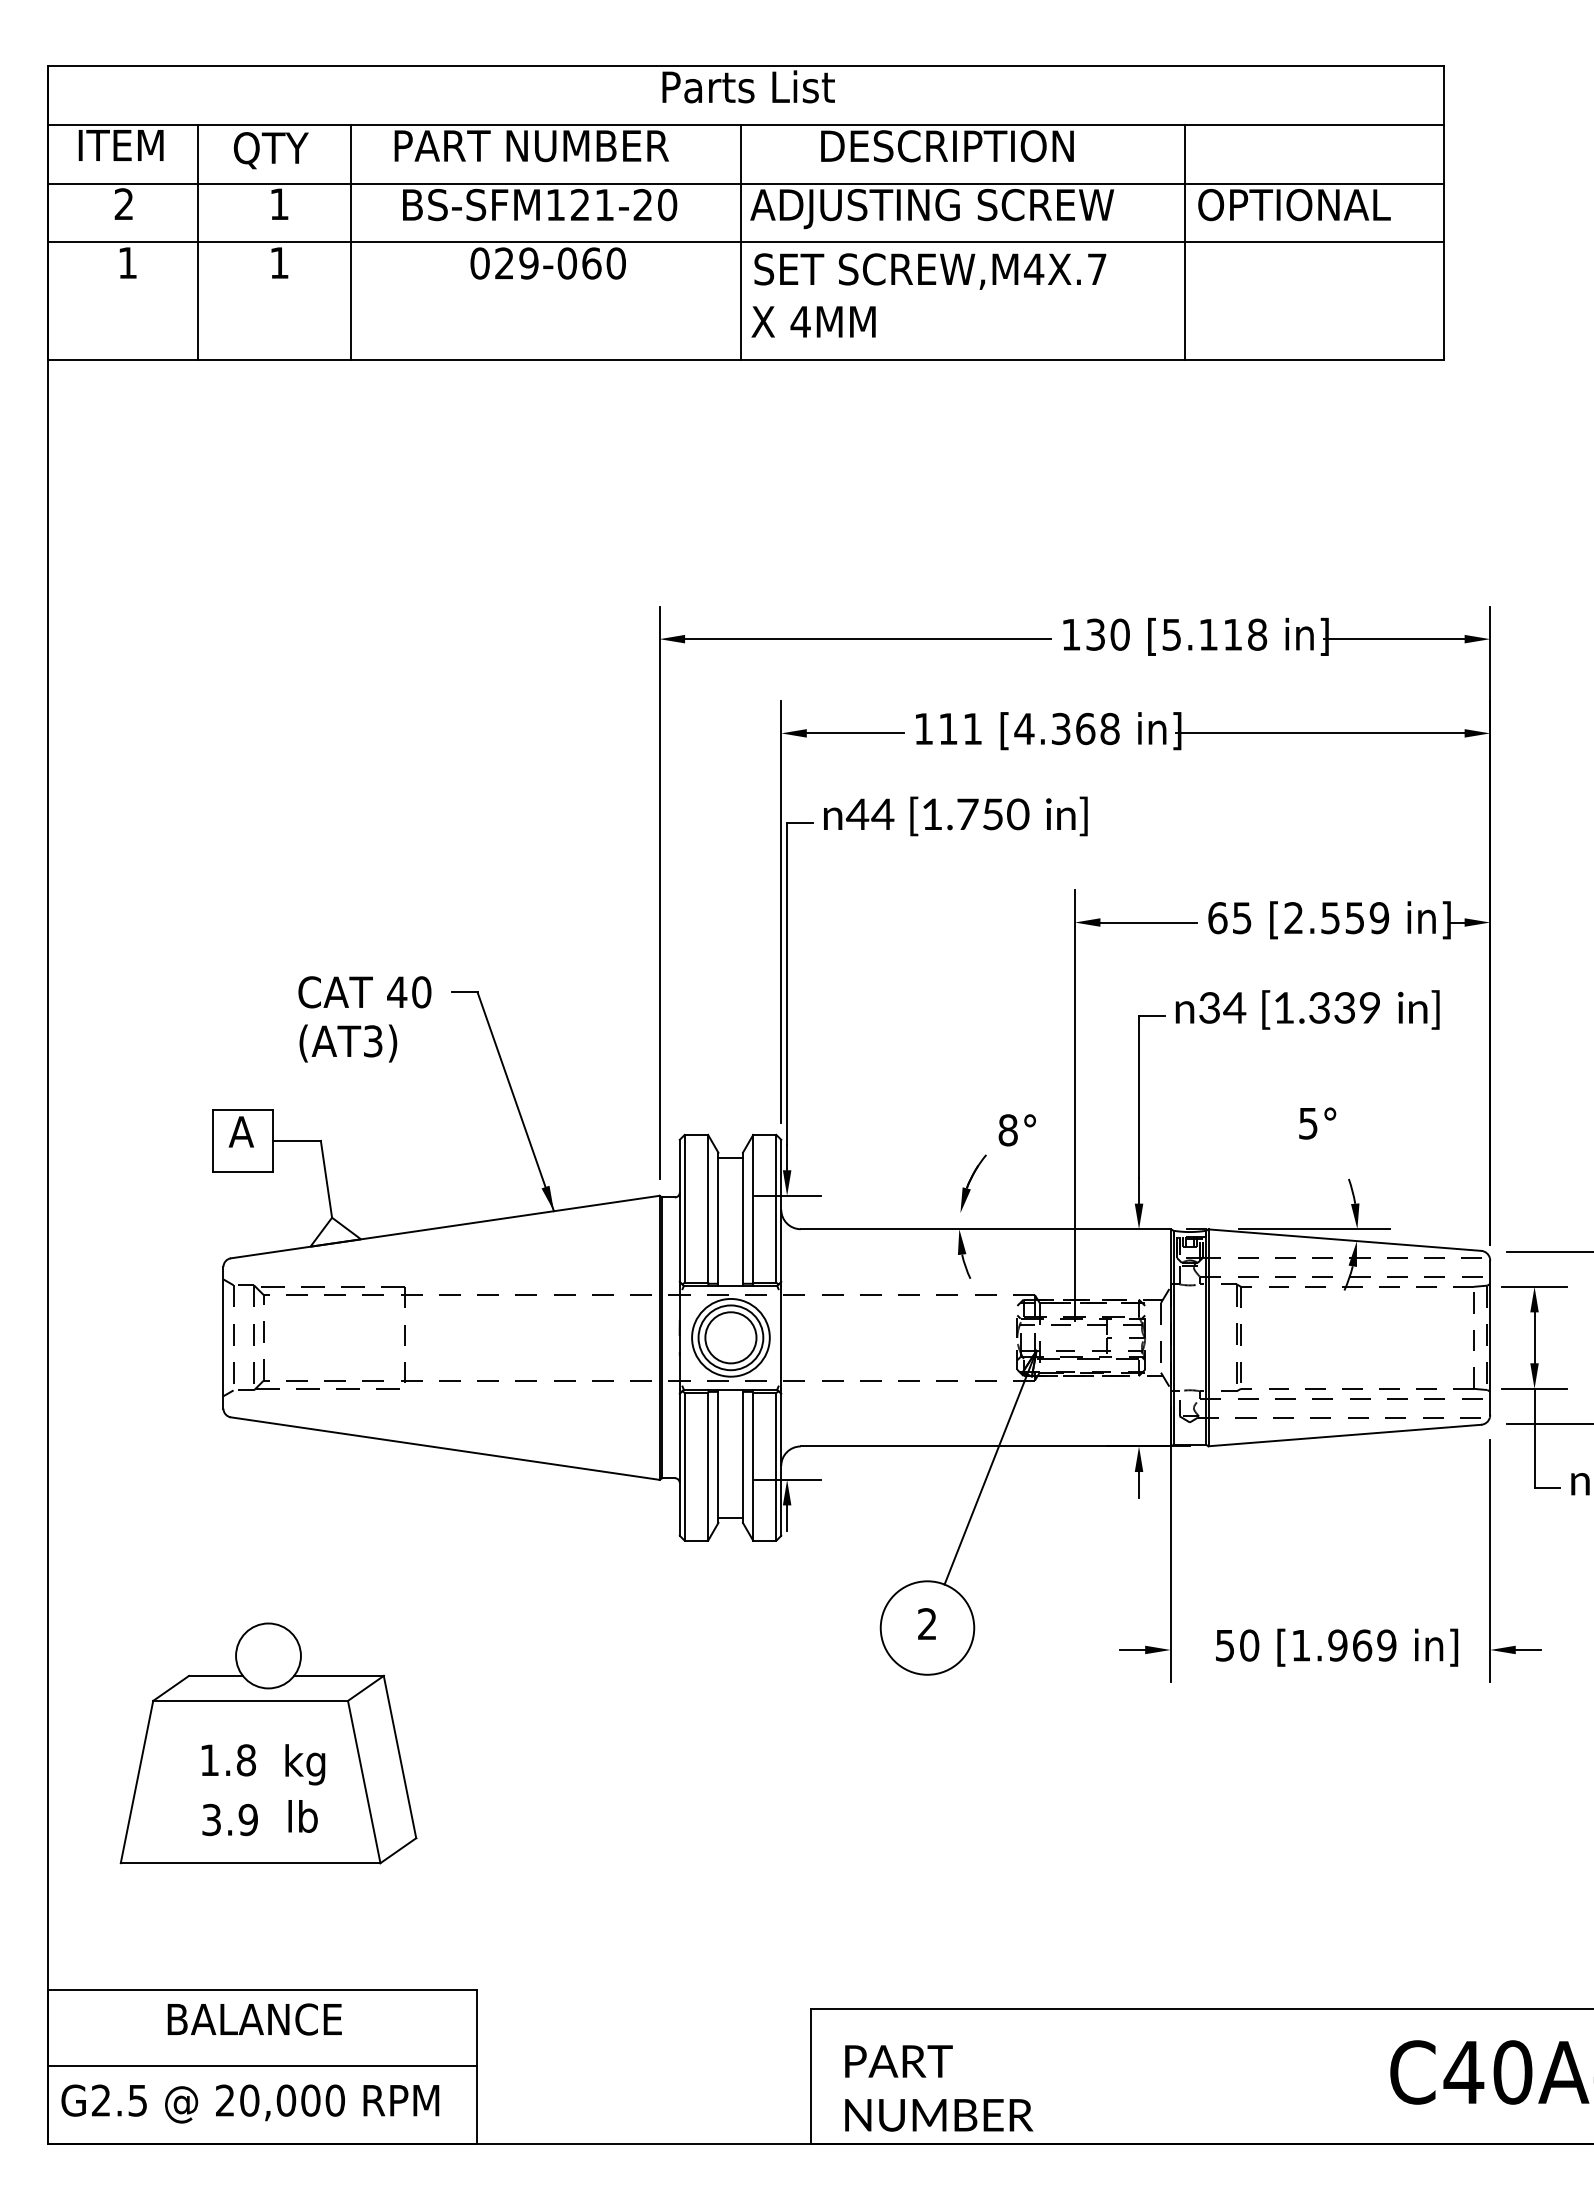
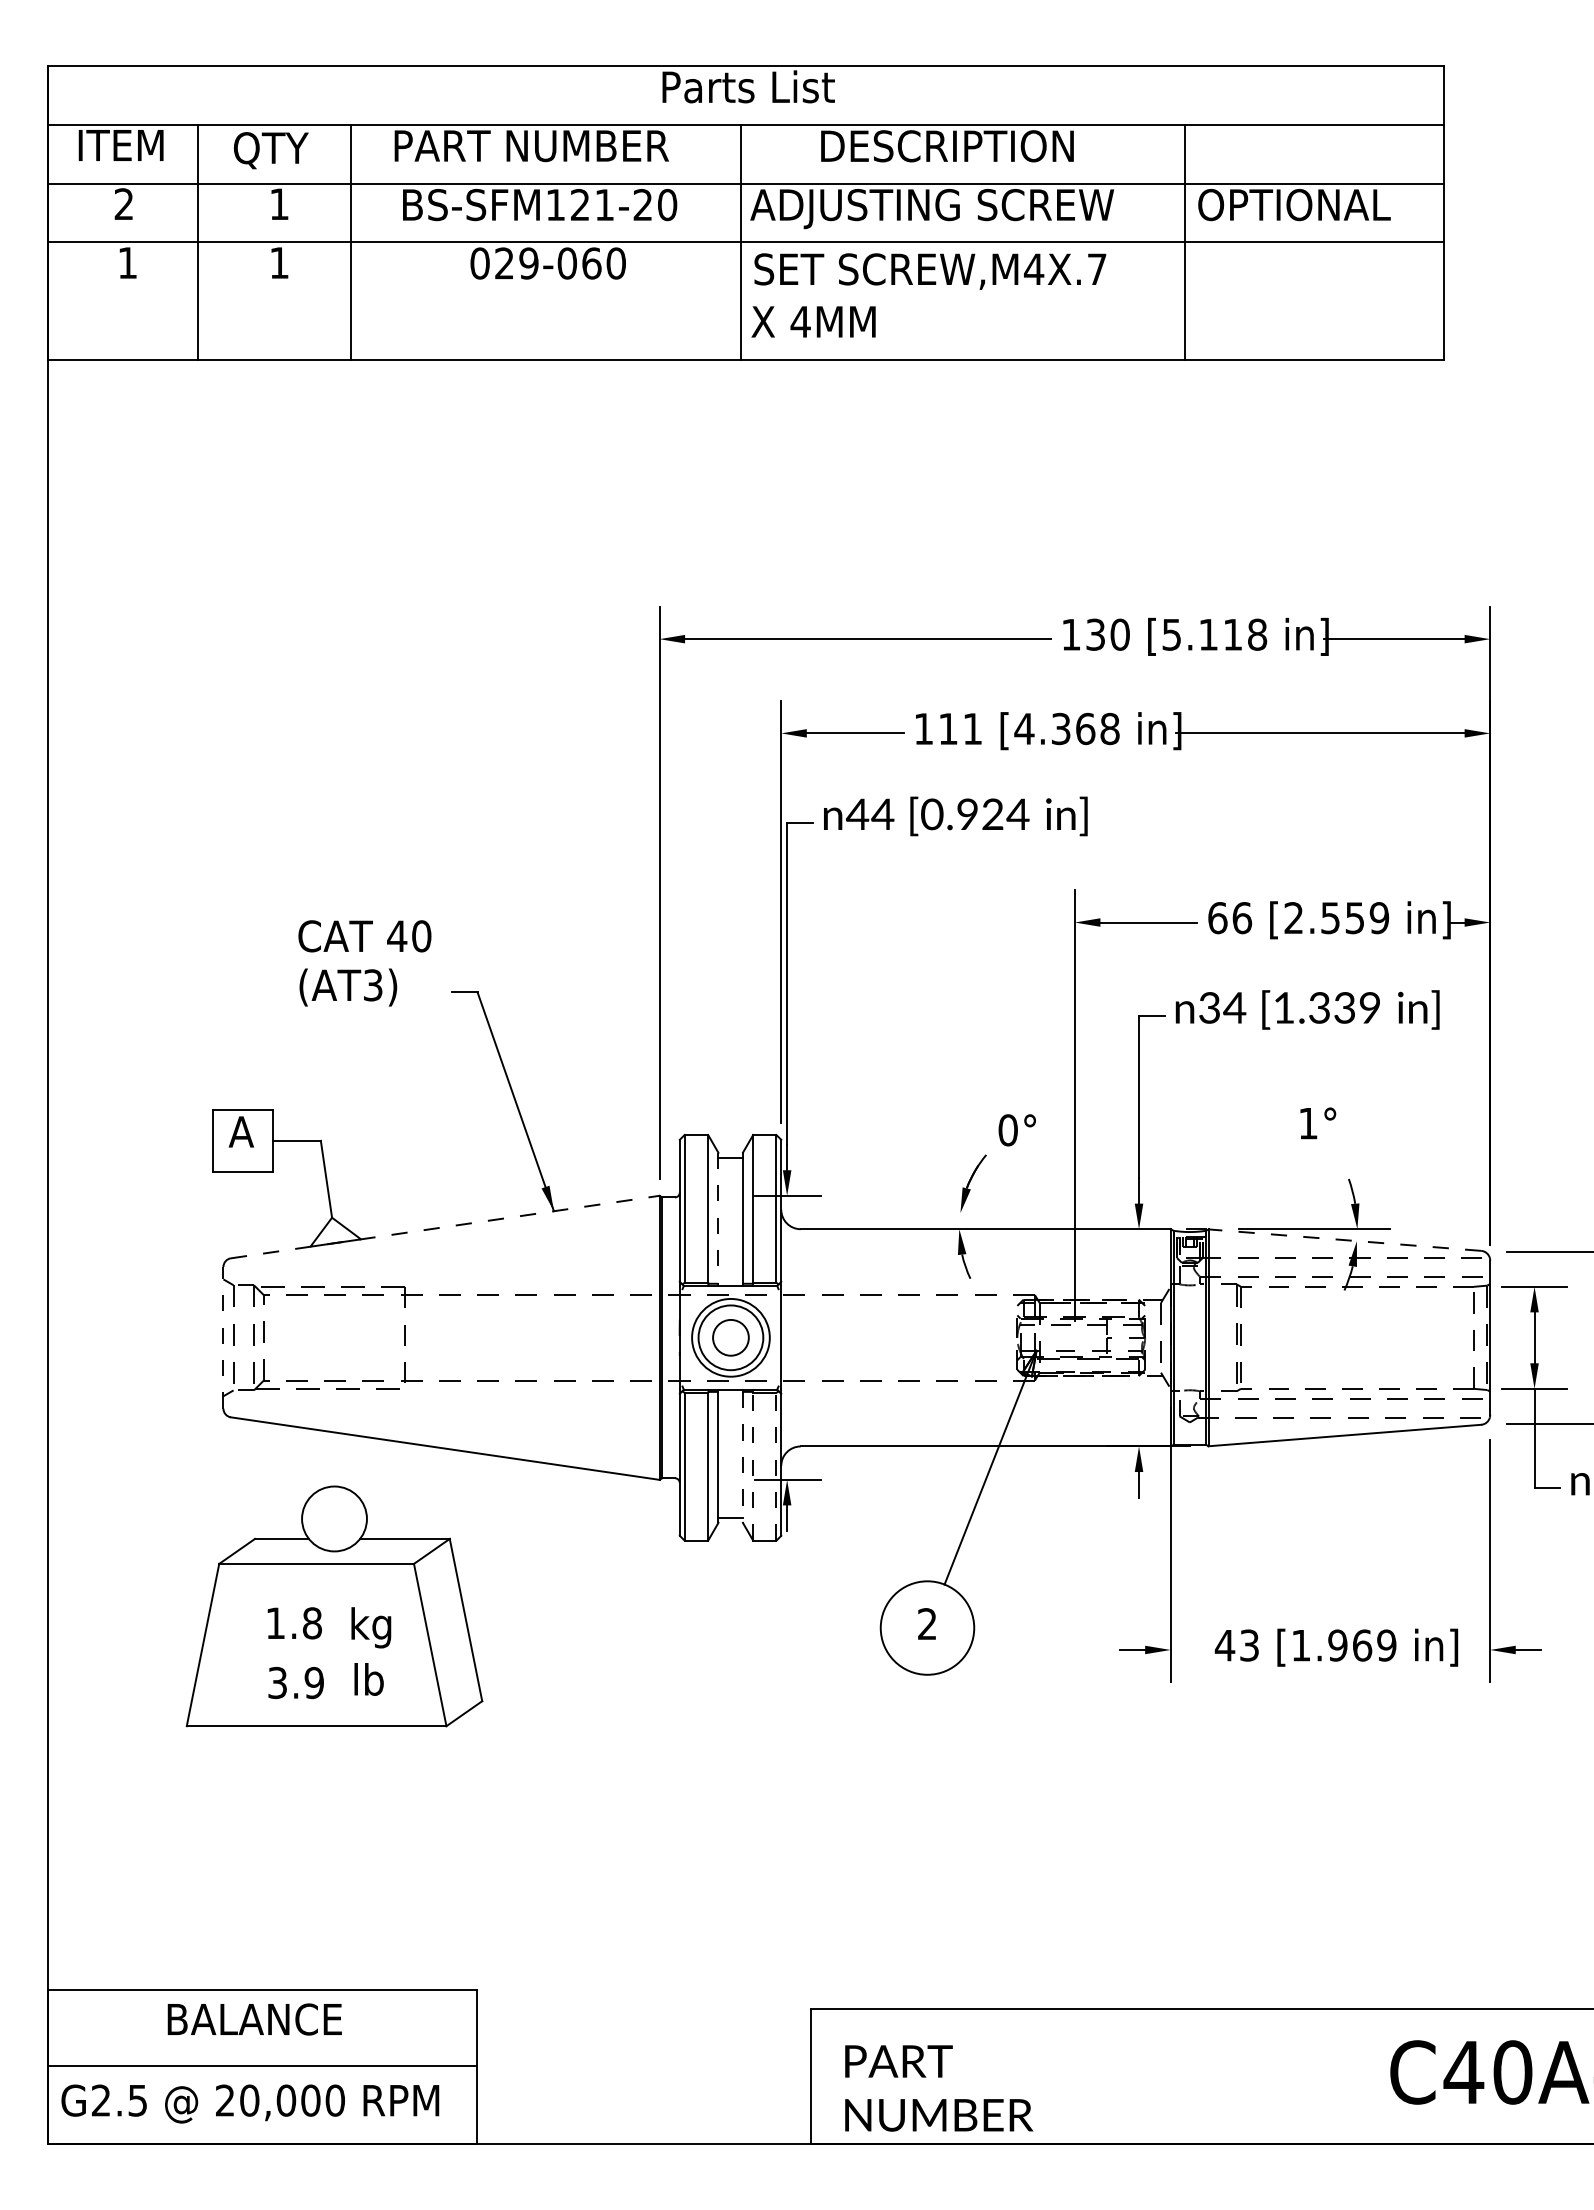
text: [1.750 -> [0.924 (975, 814)
text: 65 -> 66 (1242, 918)
text position: (364, 1019) -> (364, 963) (364, 963)
text: 5° -> 1° (1308, 1123)
text: 8° -> 0° (1007, 1130)
line: solid -> dashed (718, 1218)
line: solid -> dashed (445, 1227)
line: solid -> dashed (1344, 1240)
line: solid -> dashed (223, 1337)
circle diameter: 51 px -> 36 px (730, 1337)
line: solid -> dashed (742, 1457)
line: solid -> dashed (753, 1466)
line: solid -> dashed (776, 1466)
text: 50 -> 43 (1236, 1645)
part position: (268, 1743) -> (334, 1606) (334, 1606)
